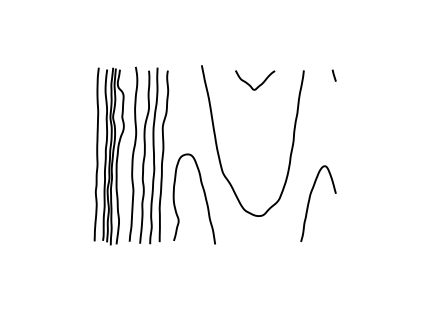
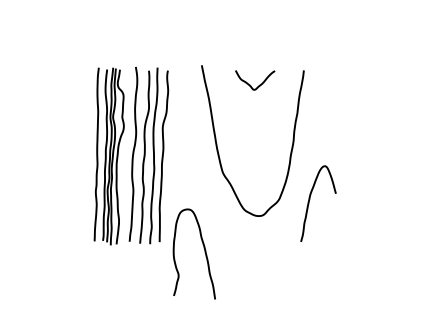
curve: present -> none (333, 75)
curve position: (204, 197) -> (204, 252) (204, 252)
